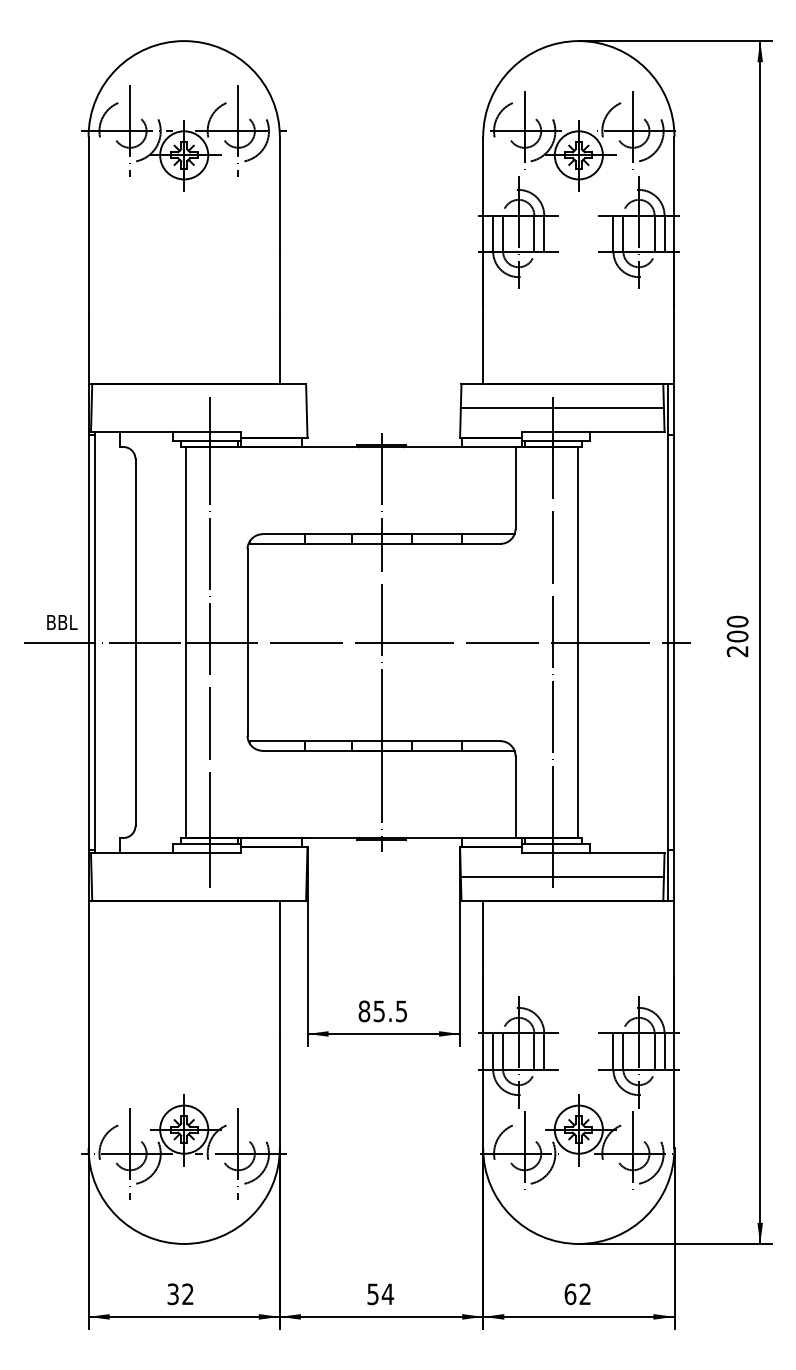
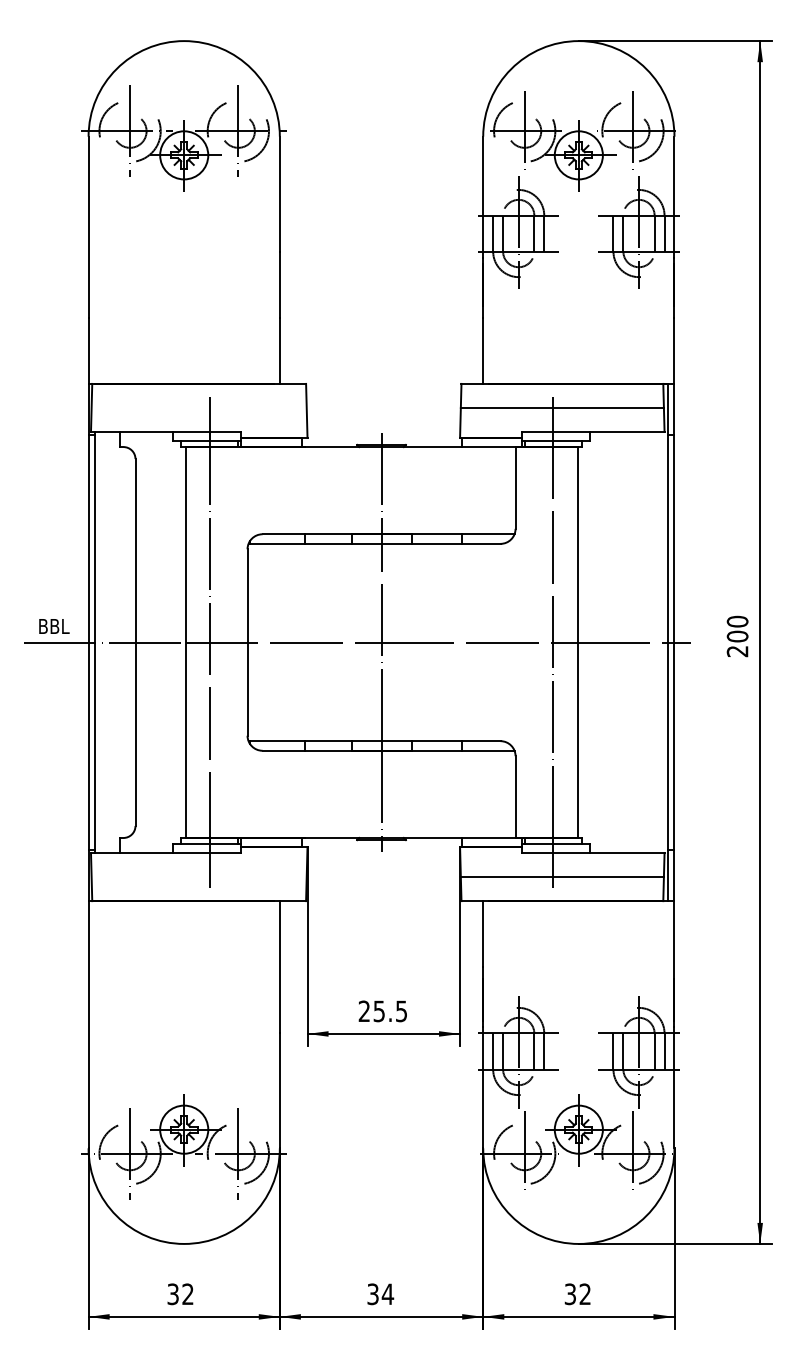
text position: (62, 622) -> (54, 626) (54, 626)
text: 85.5 -> 25.5 (364, 1011)
text: 54 -> 34 (373, 1293)
text: 62 -> 32 (570, 1294)
